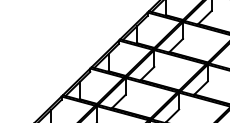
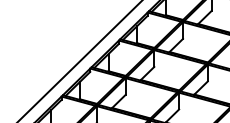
line: none -> present (79, 60)
